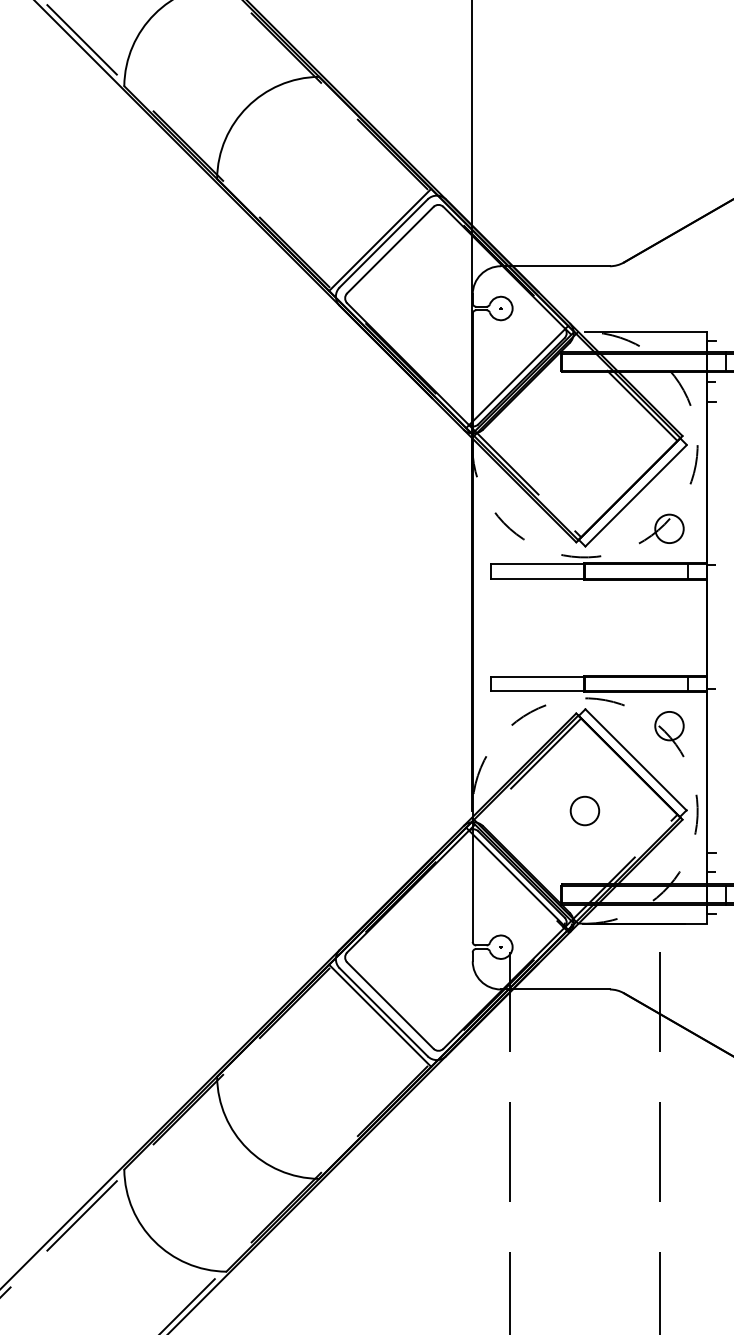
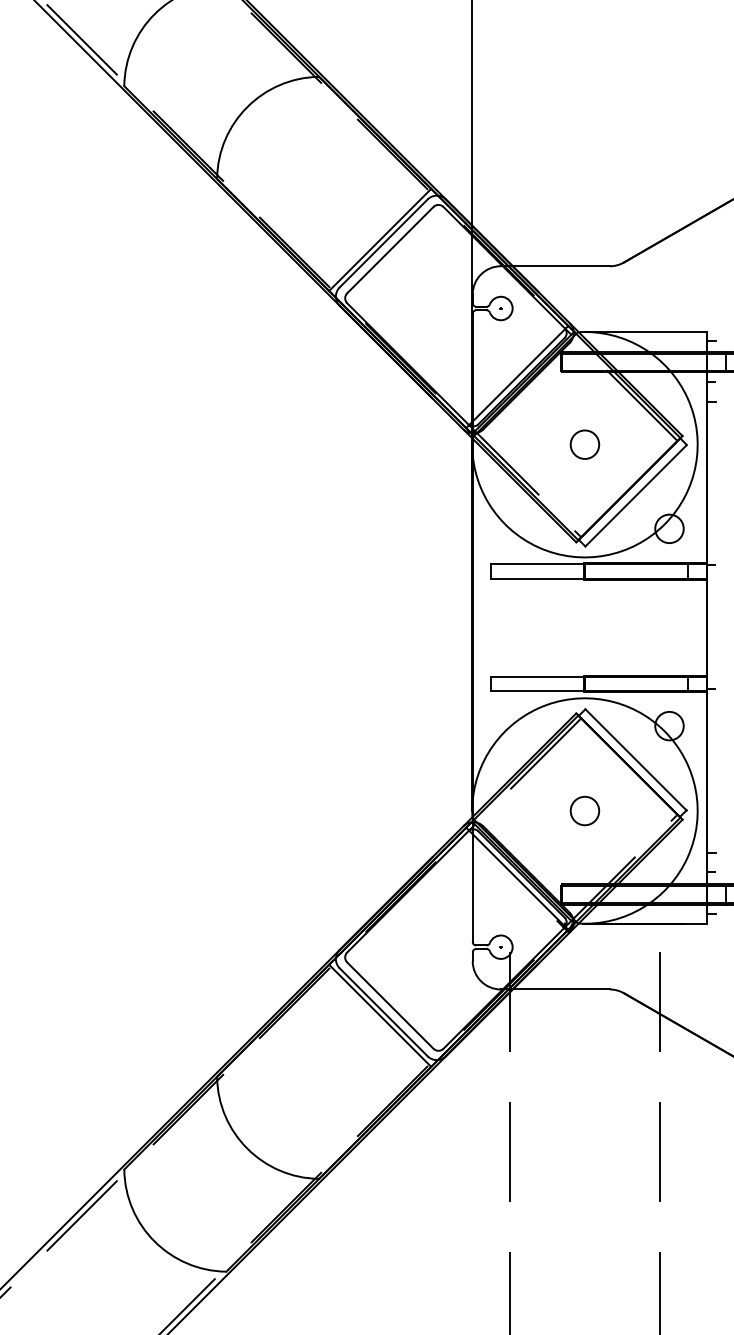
circle: none -> present (584, 444)
arc: dashed -> solid (664, 524)
arc: dashed -> solid (664, 731)
